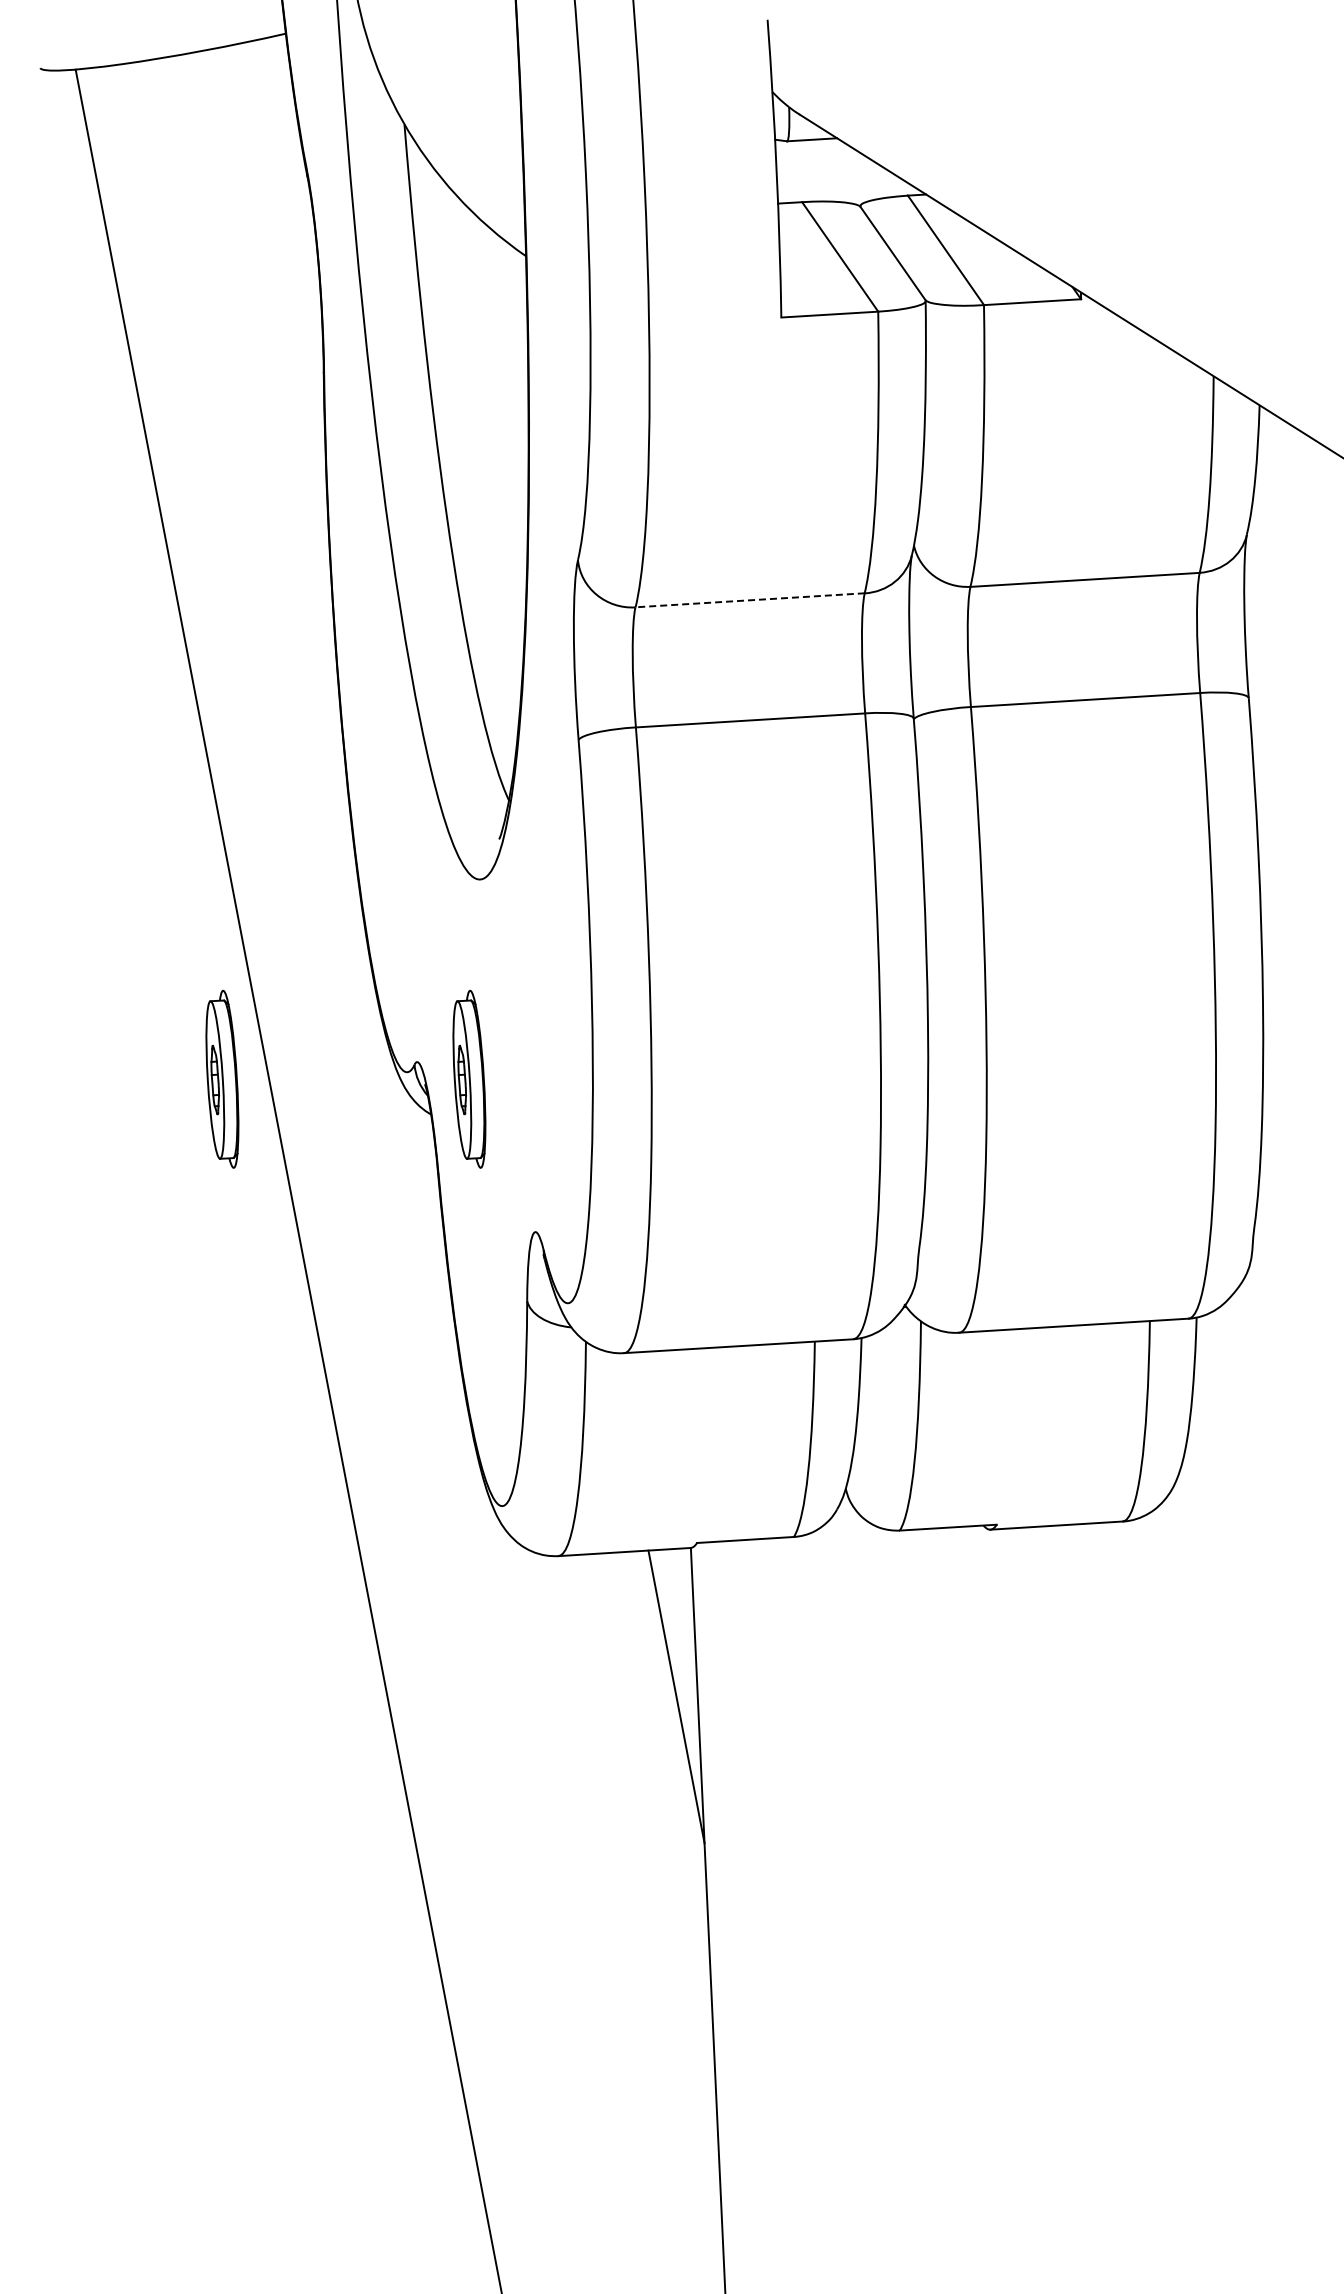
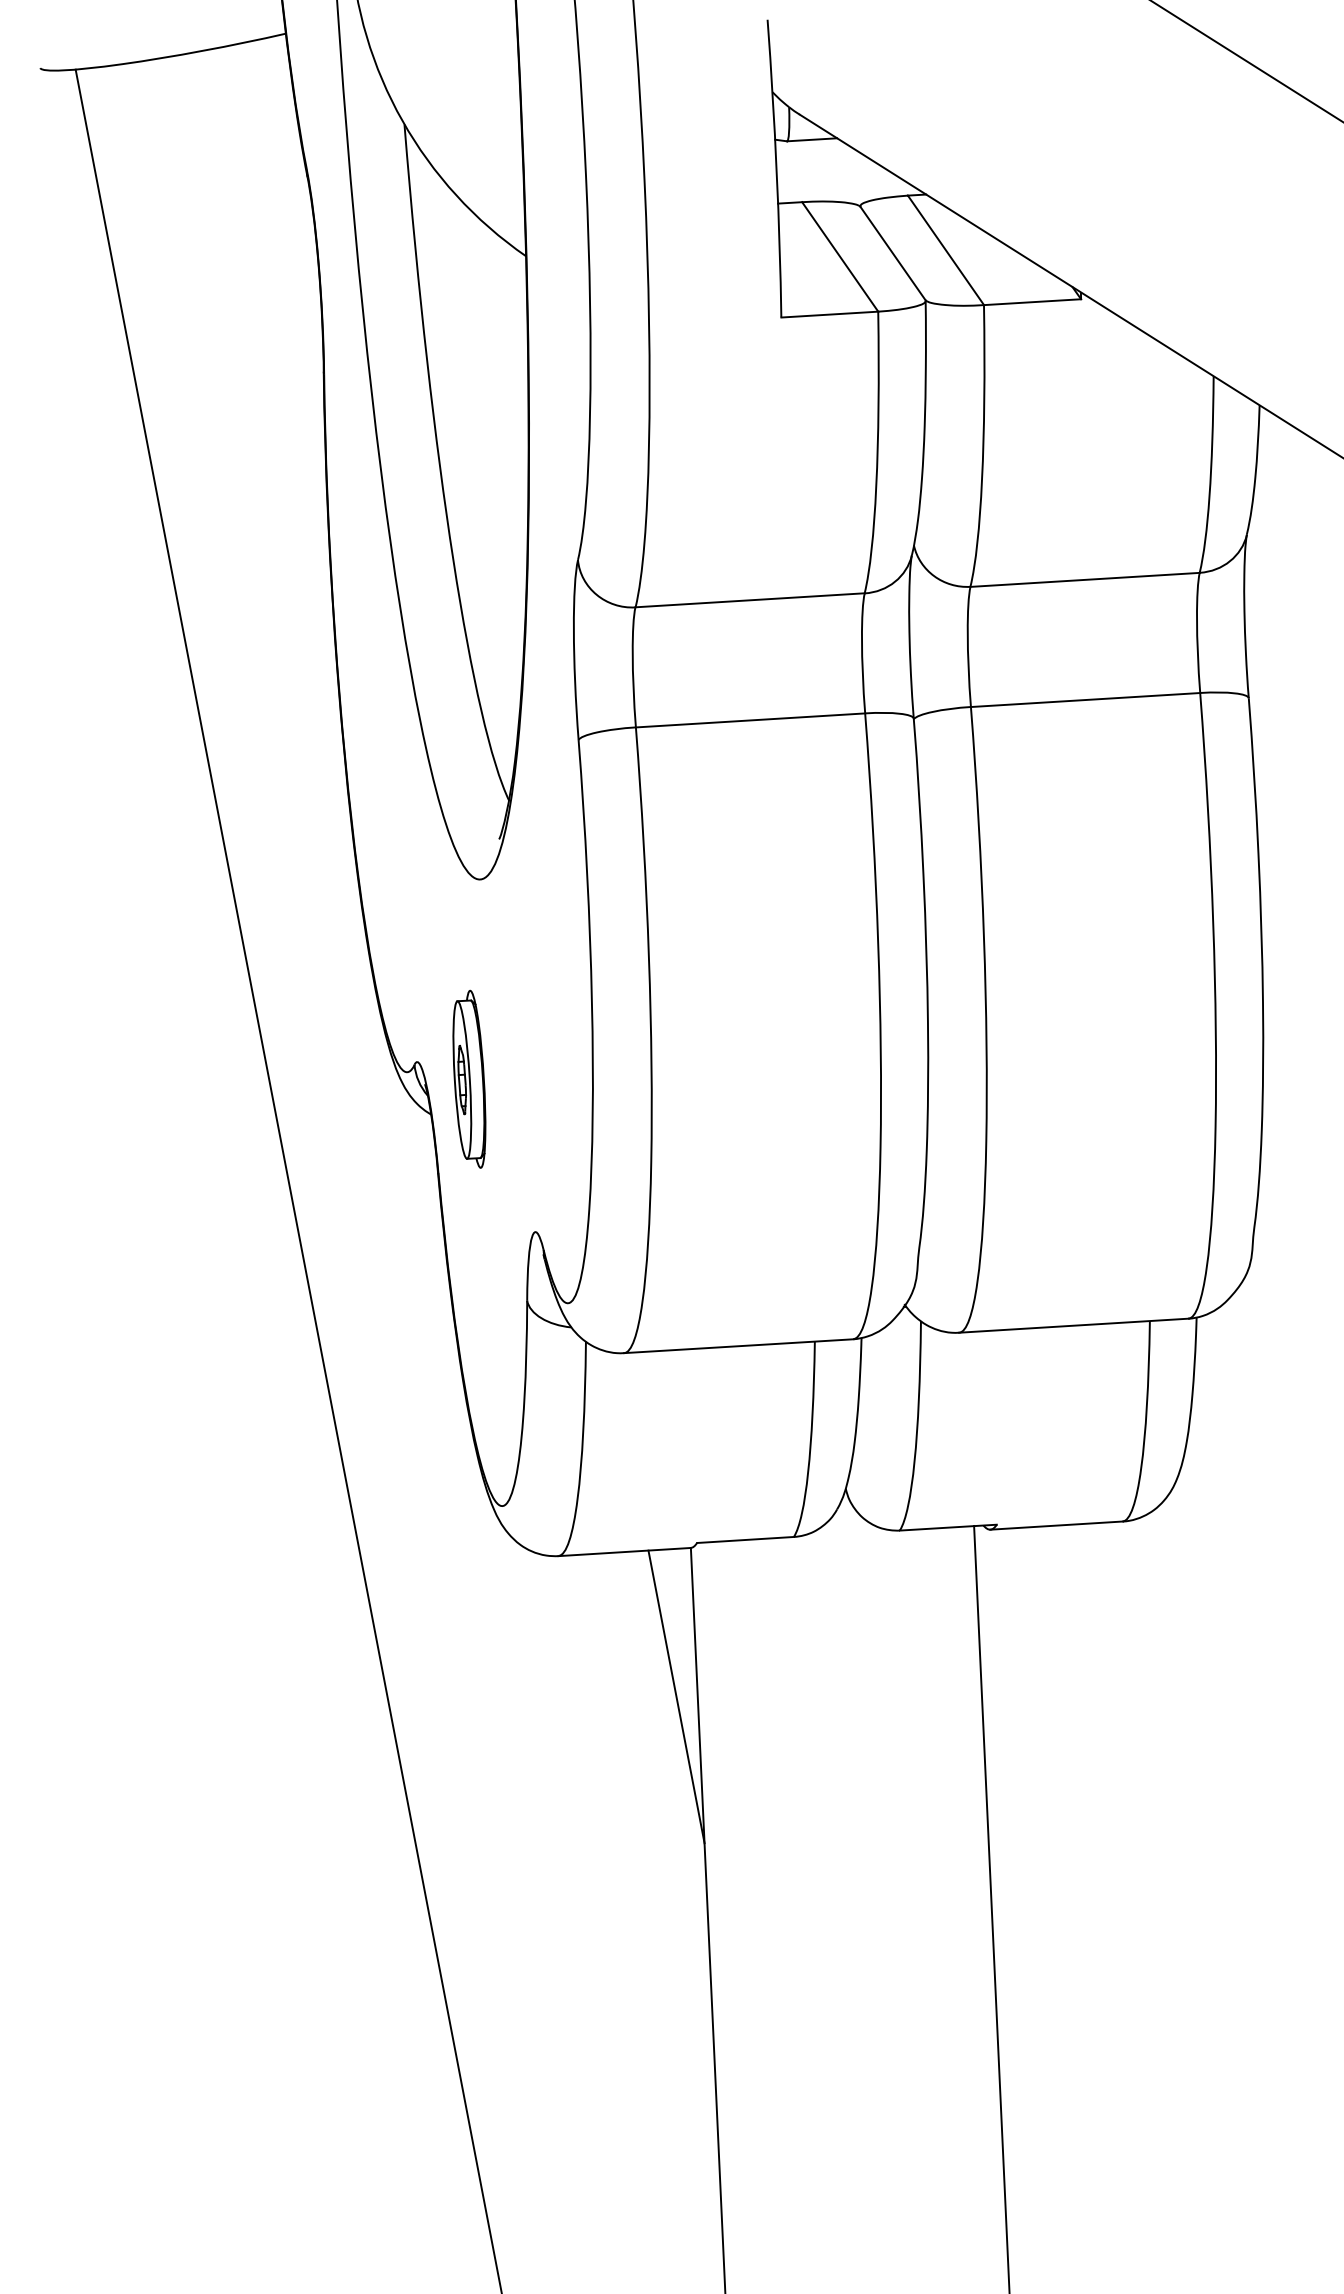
line: none -> present (1246, 61)
line: dashed -> solid (750, 600)
part: present -> none (222, 1078)
line: none -> present (991, 1907)
